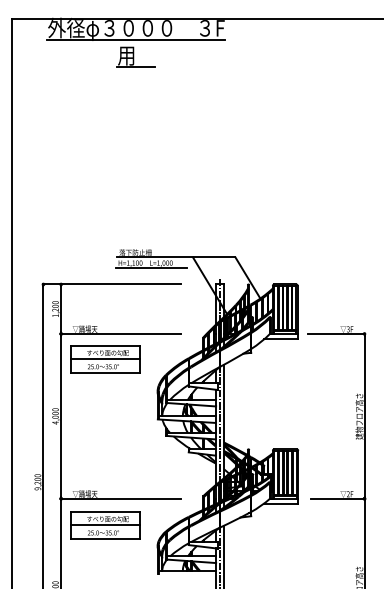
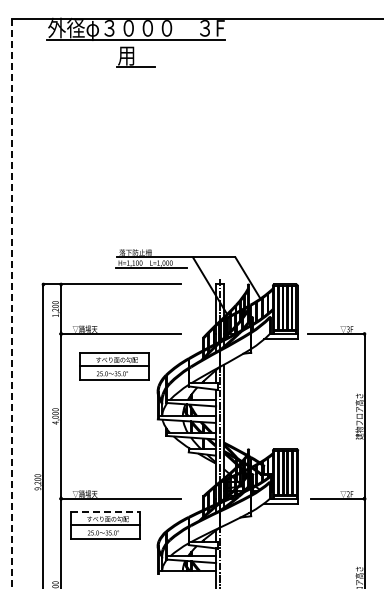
line: solid -> dashed (11, 303)
part position: (105, 359) -> (114, 366) (114, 366)
line: solid -> dashed (106, 511)
line: present -> none (224, 555)
